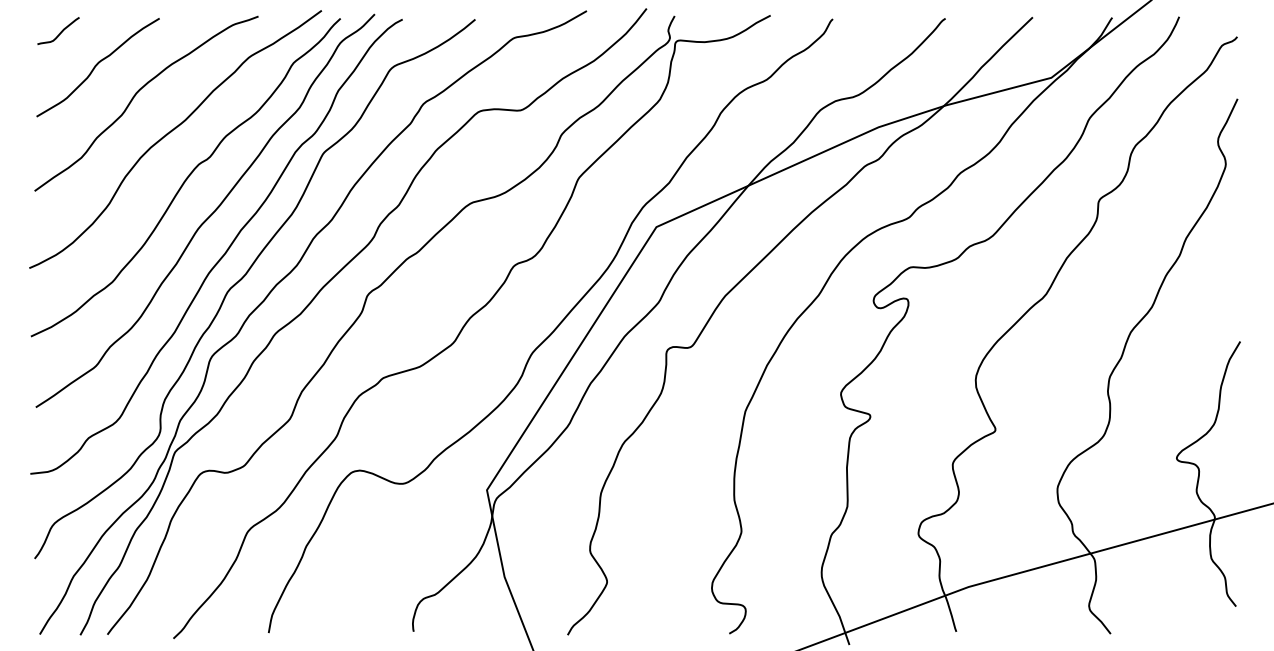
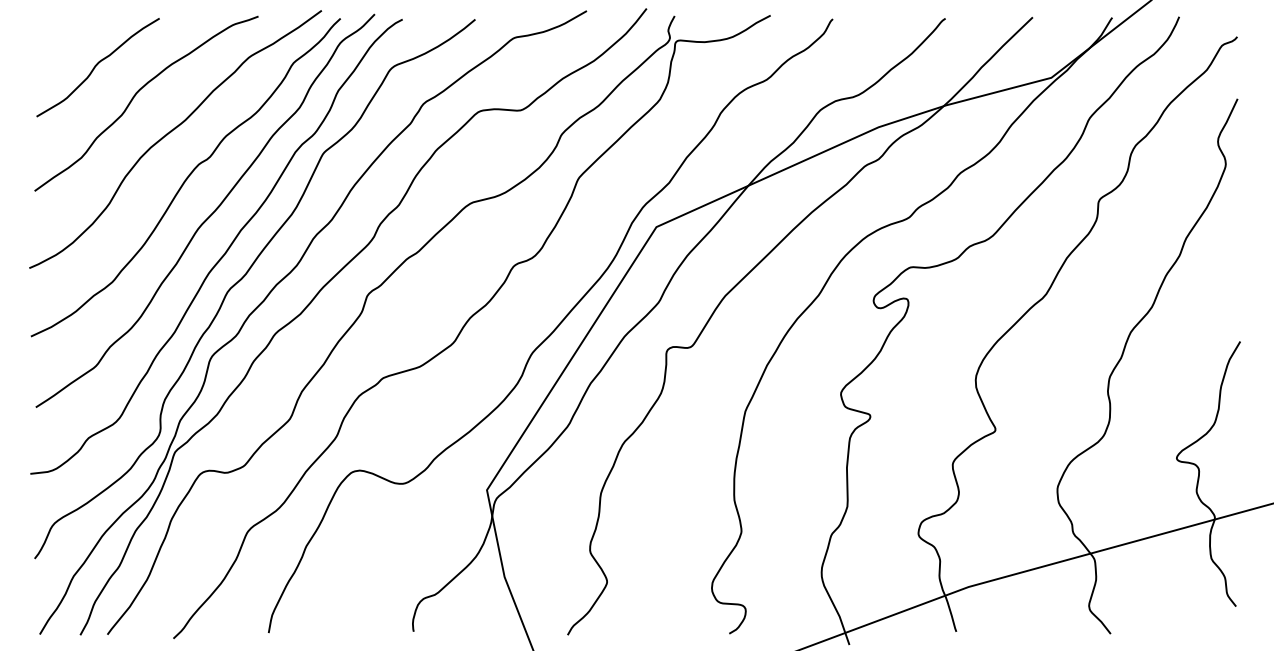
curve: present -> none (60, 31)
